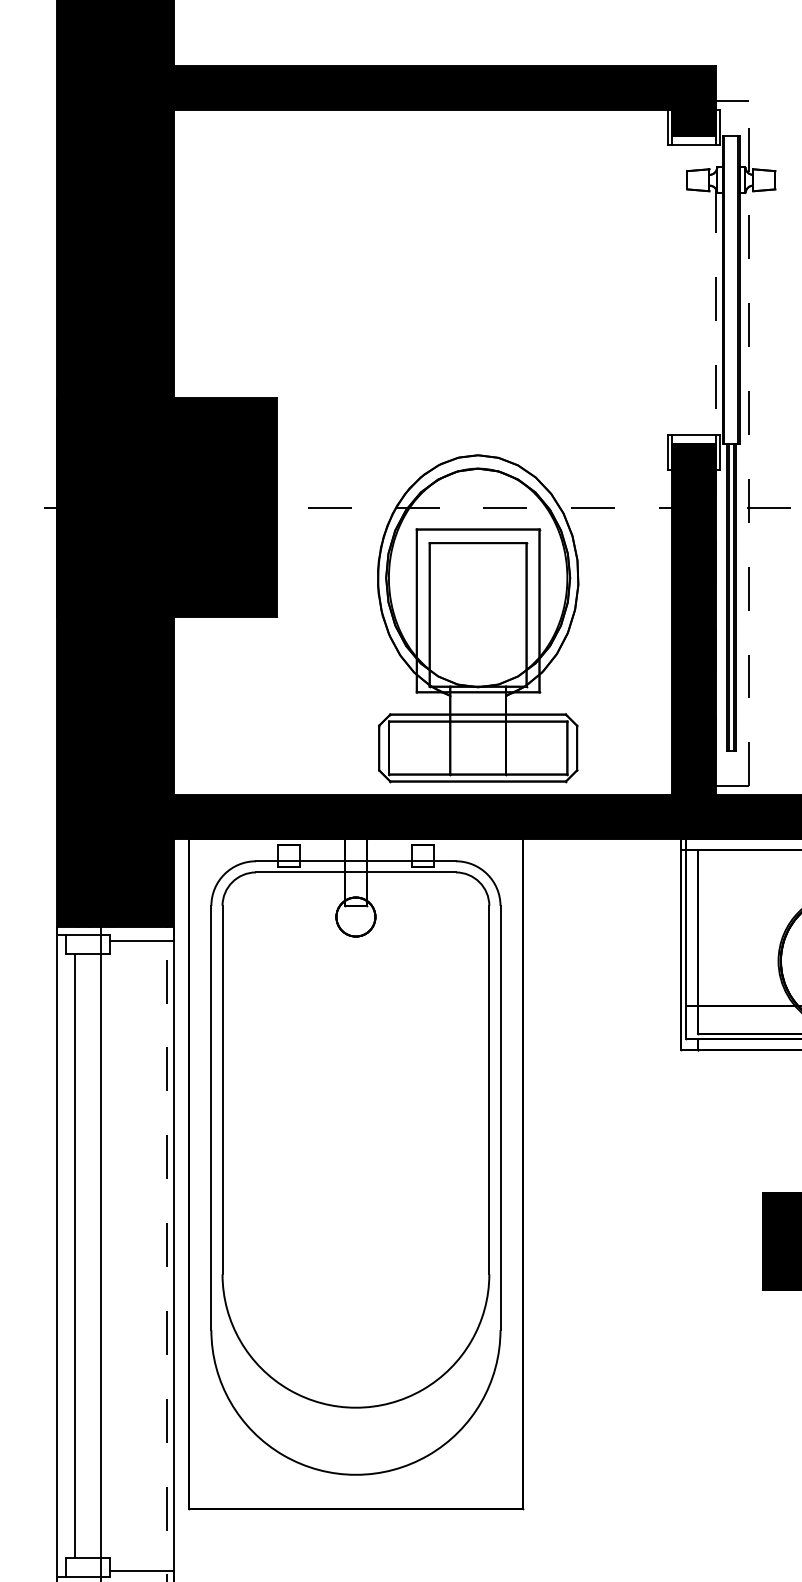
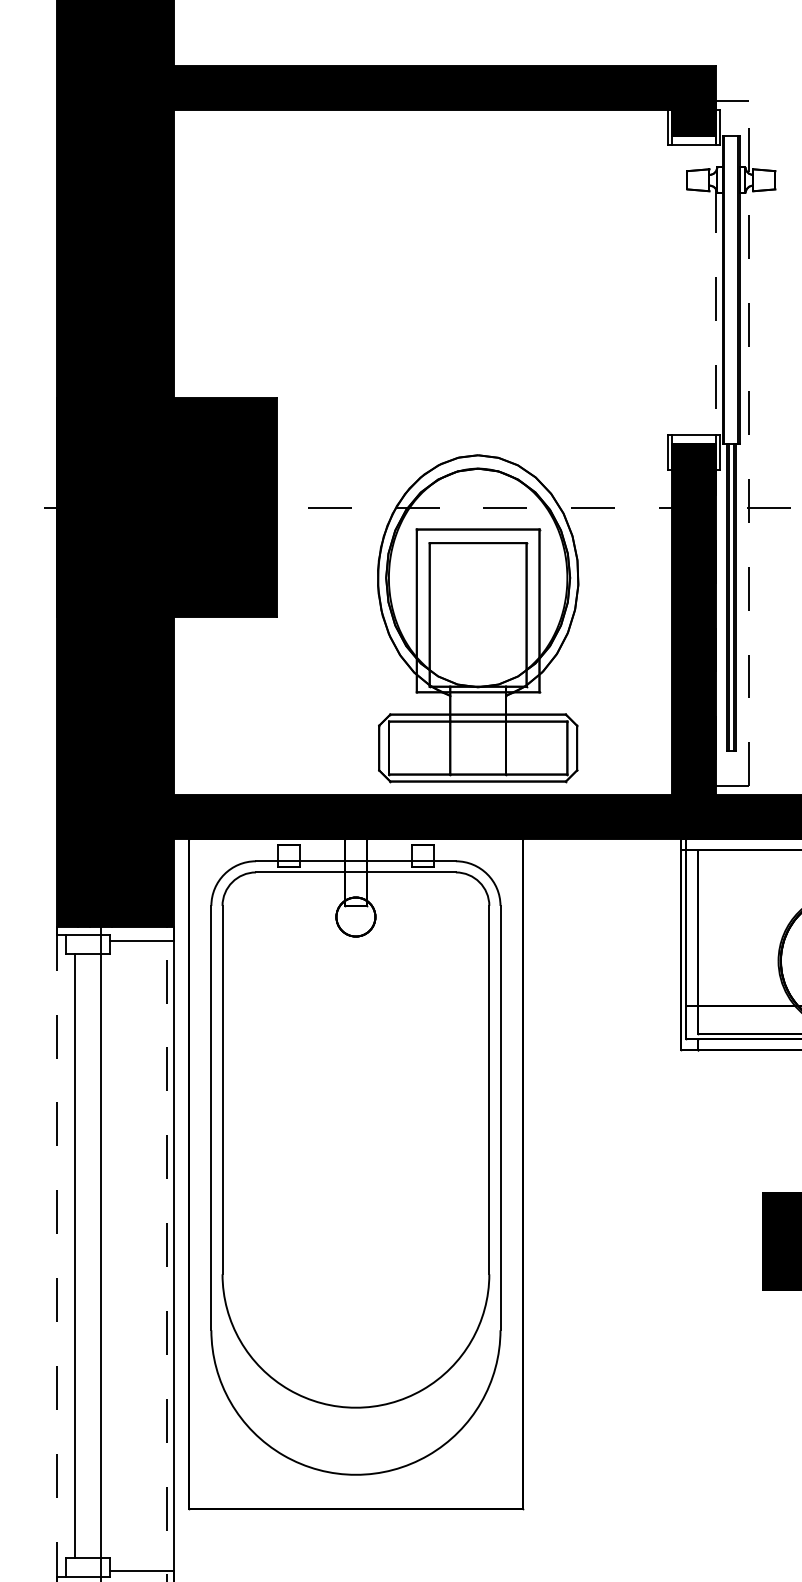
line: solid -> dashed (57, 1253)
